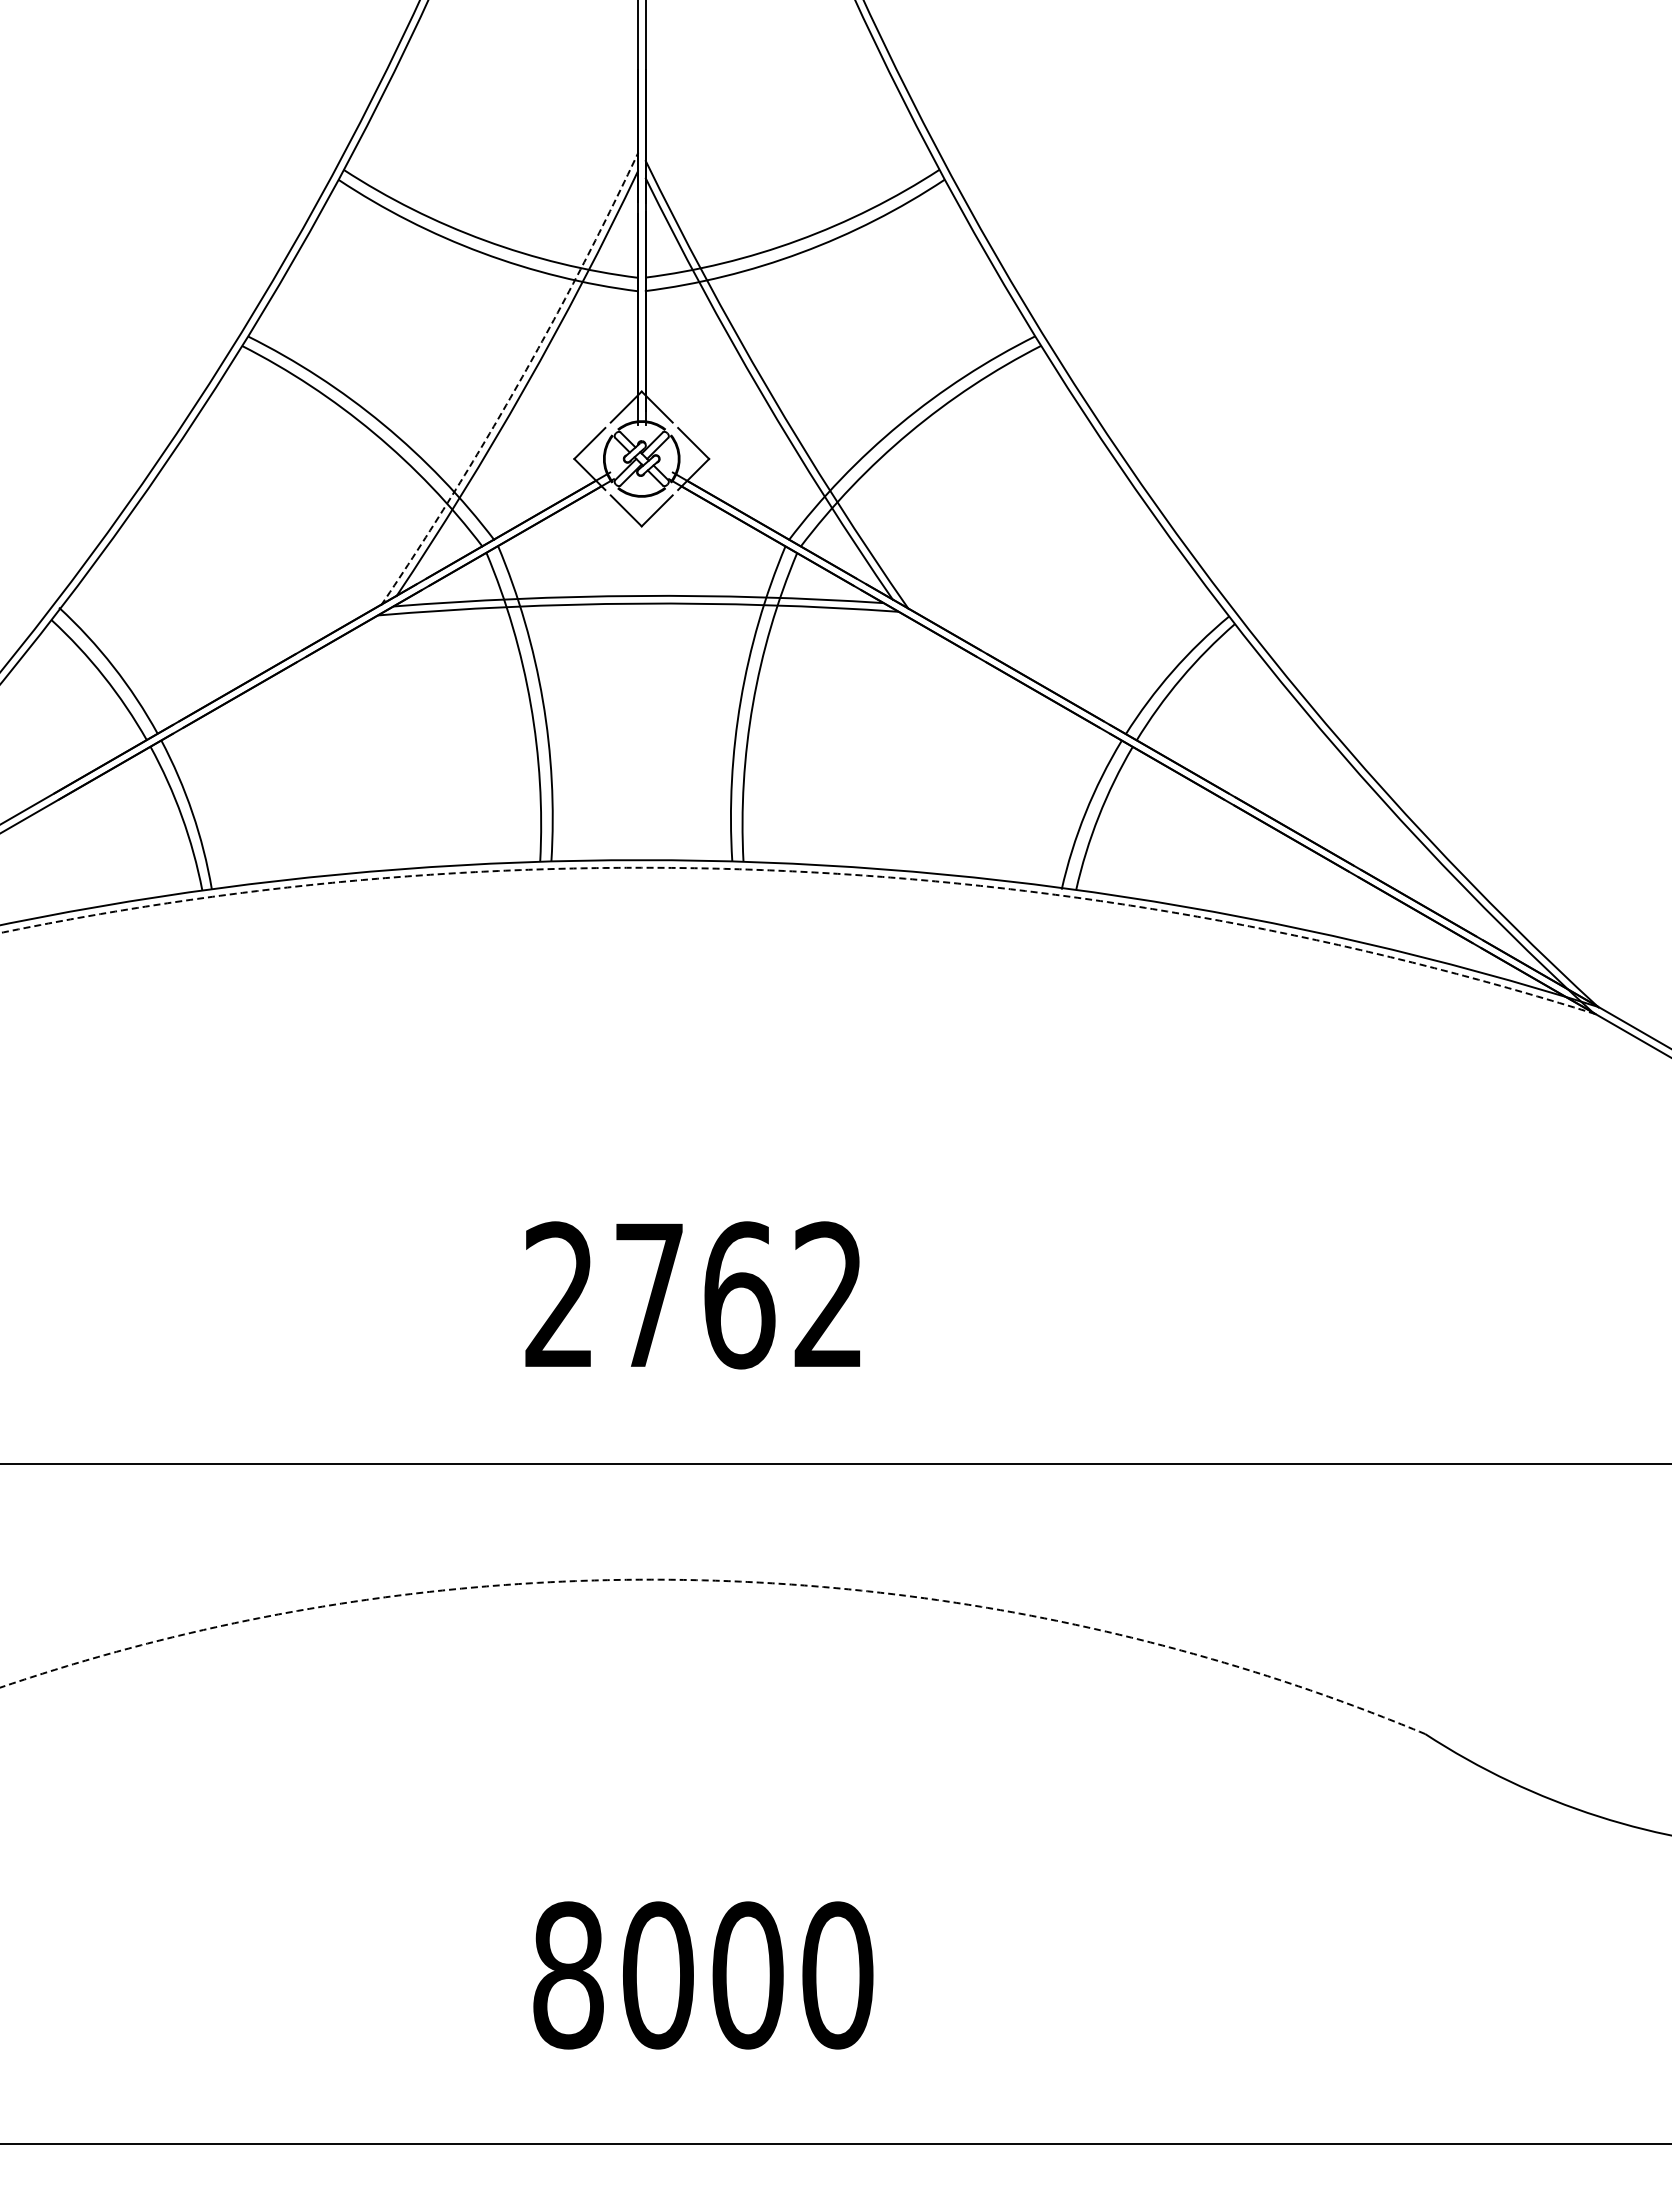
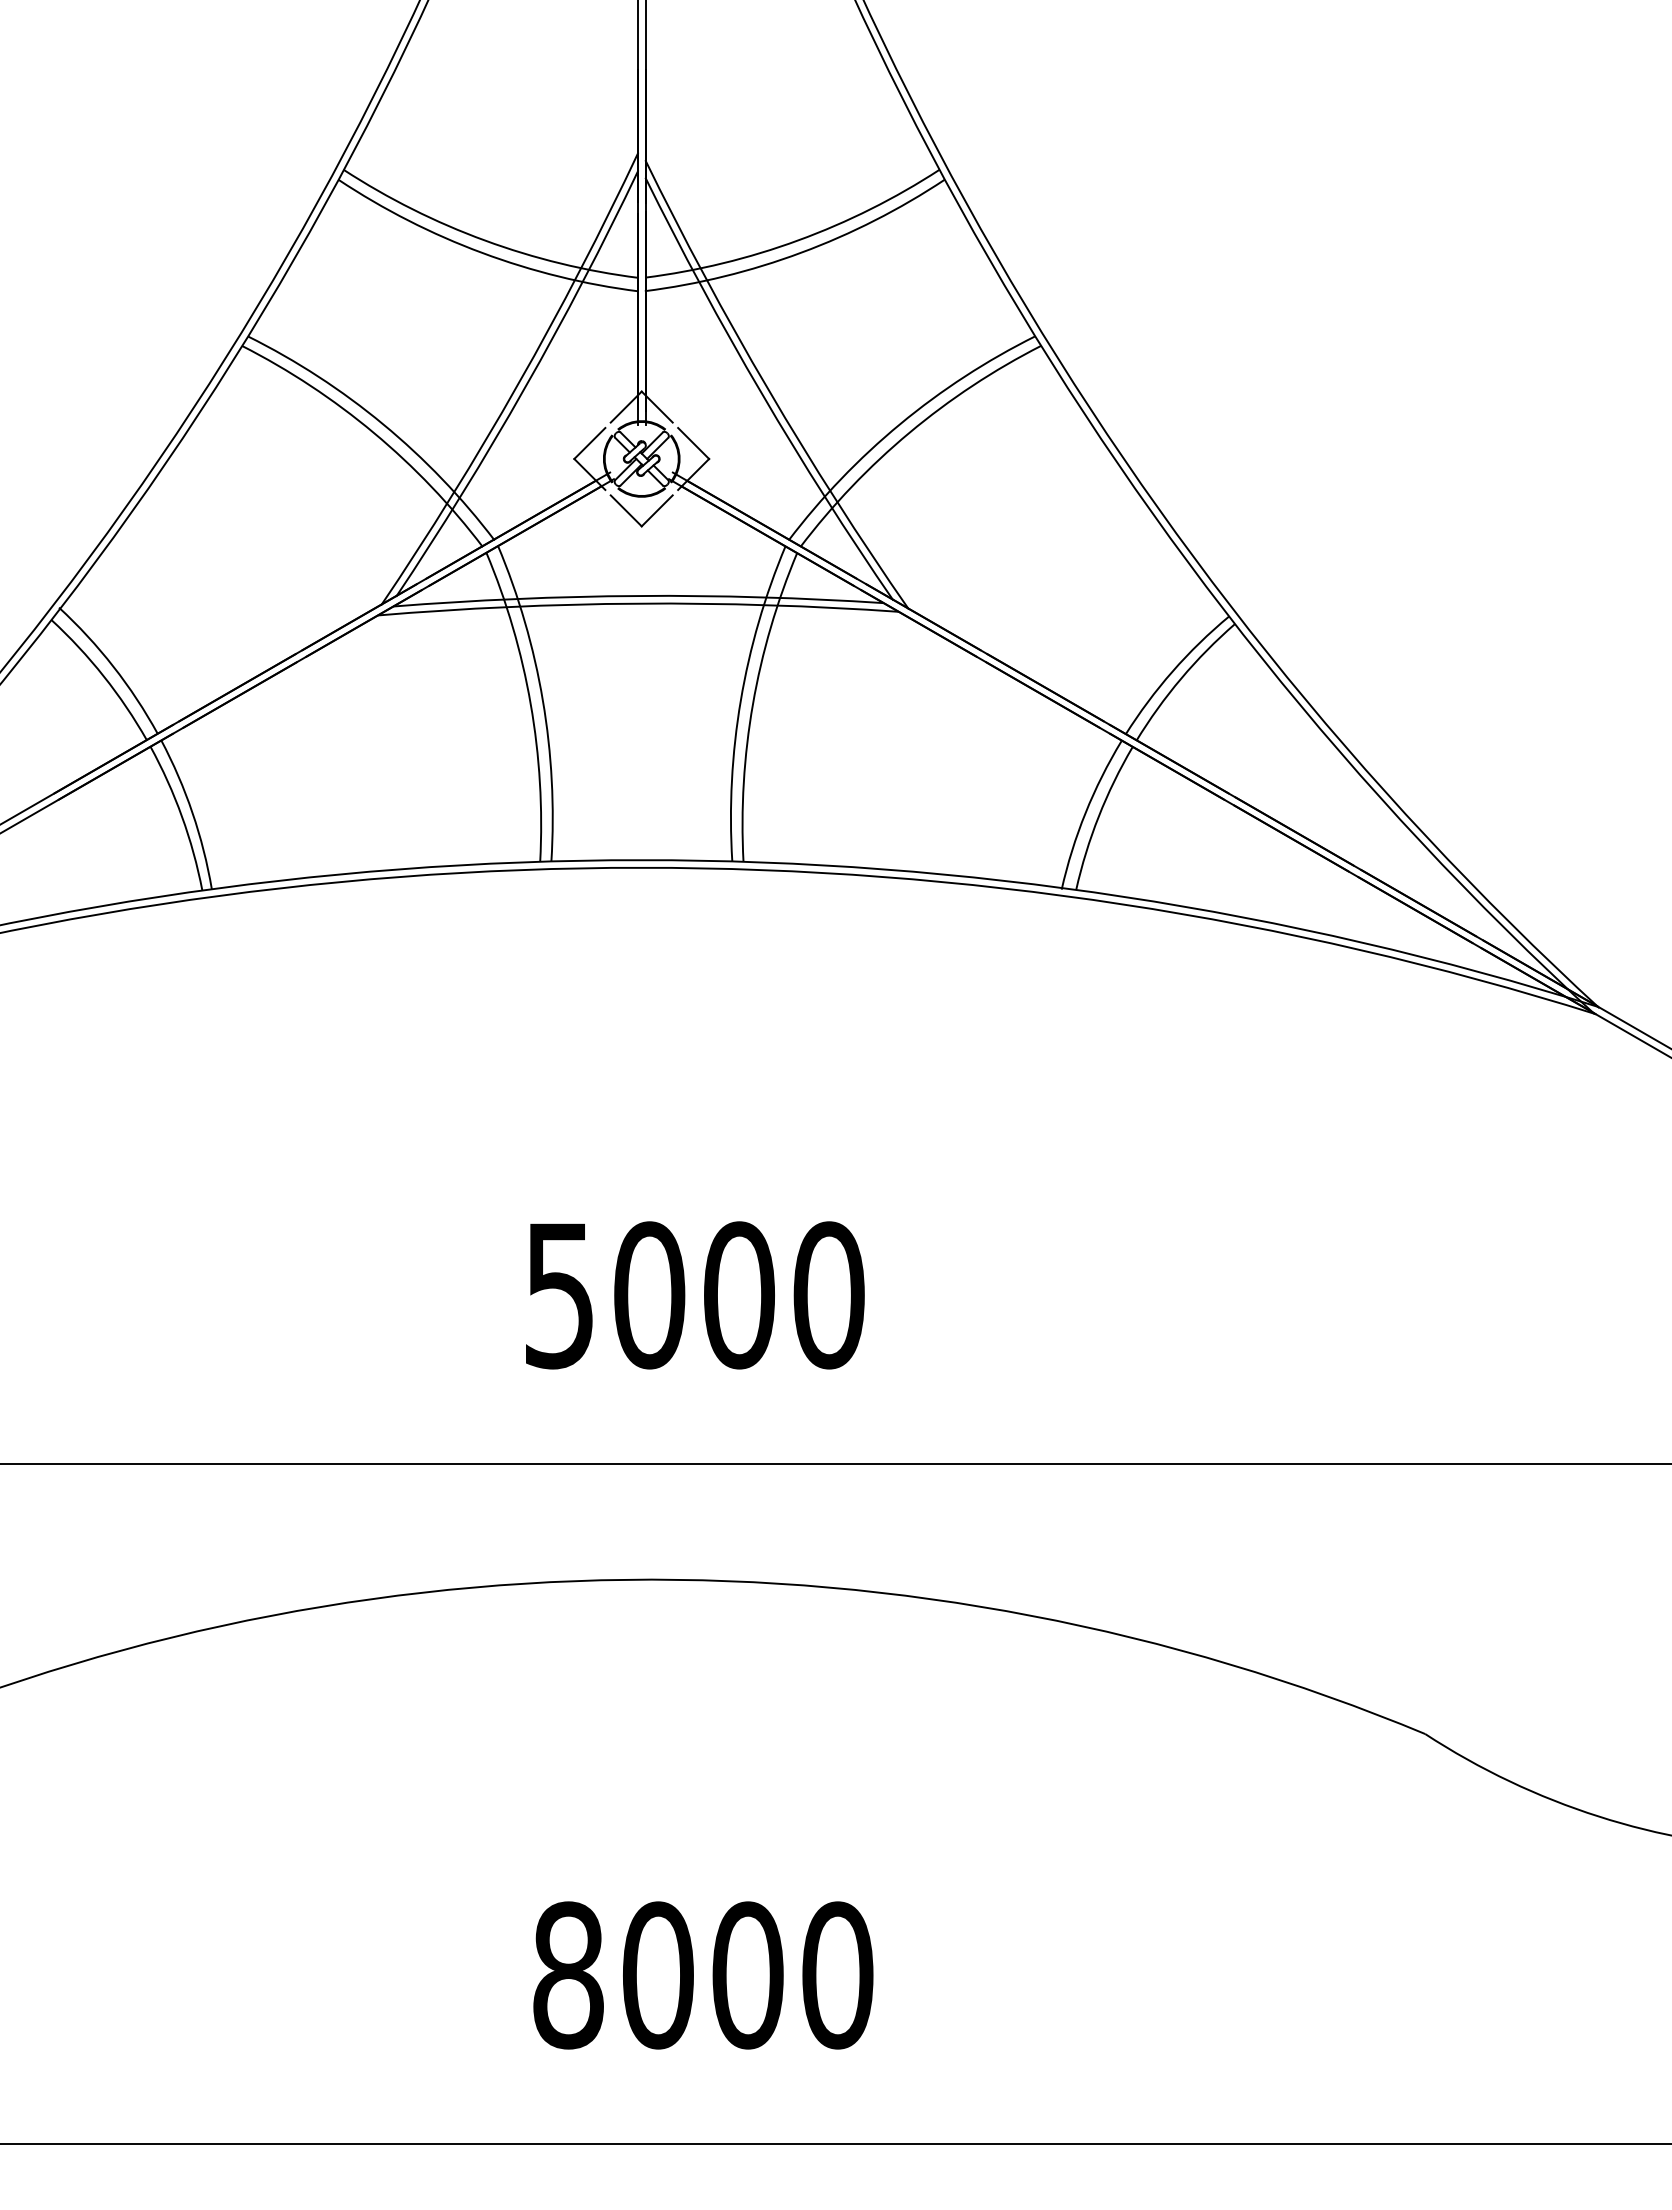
arc: dashed -> solid (518, 383)
arc: dashed -> solid (801, 871)
text: 2762 -> 5000 (694, 1295)
arc: dashed -> solid (717, 1580)
